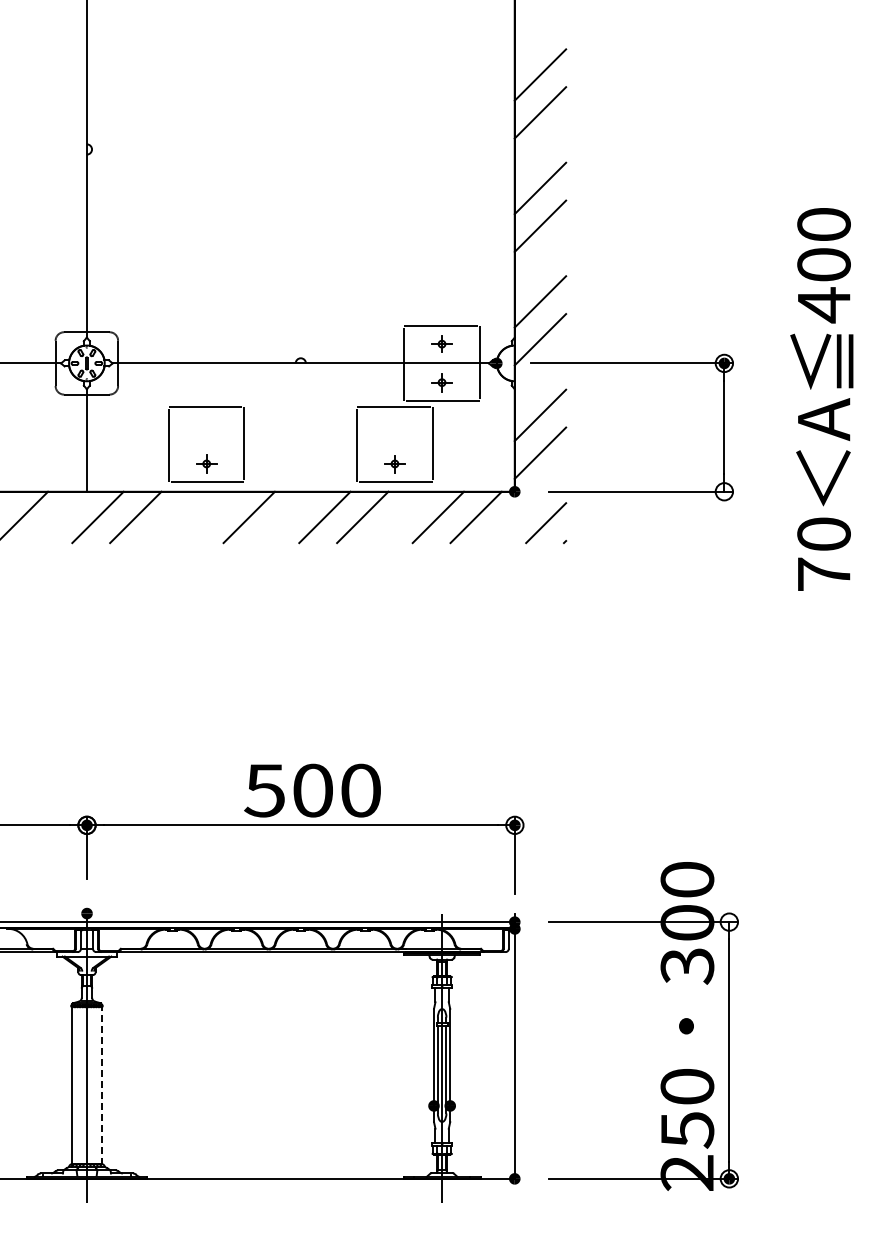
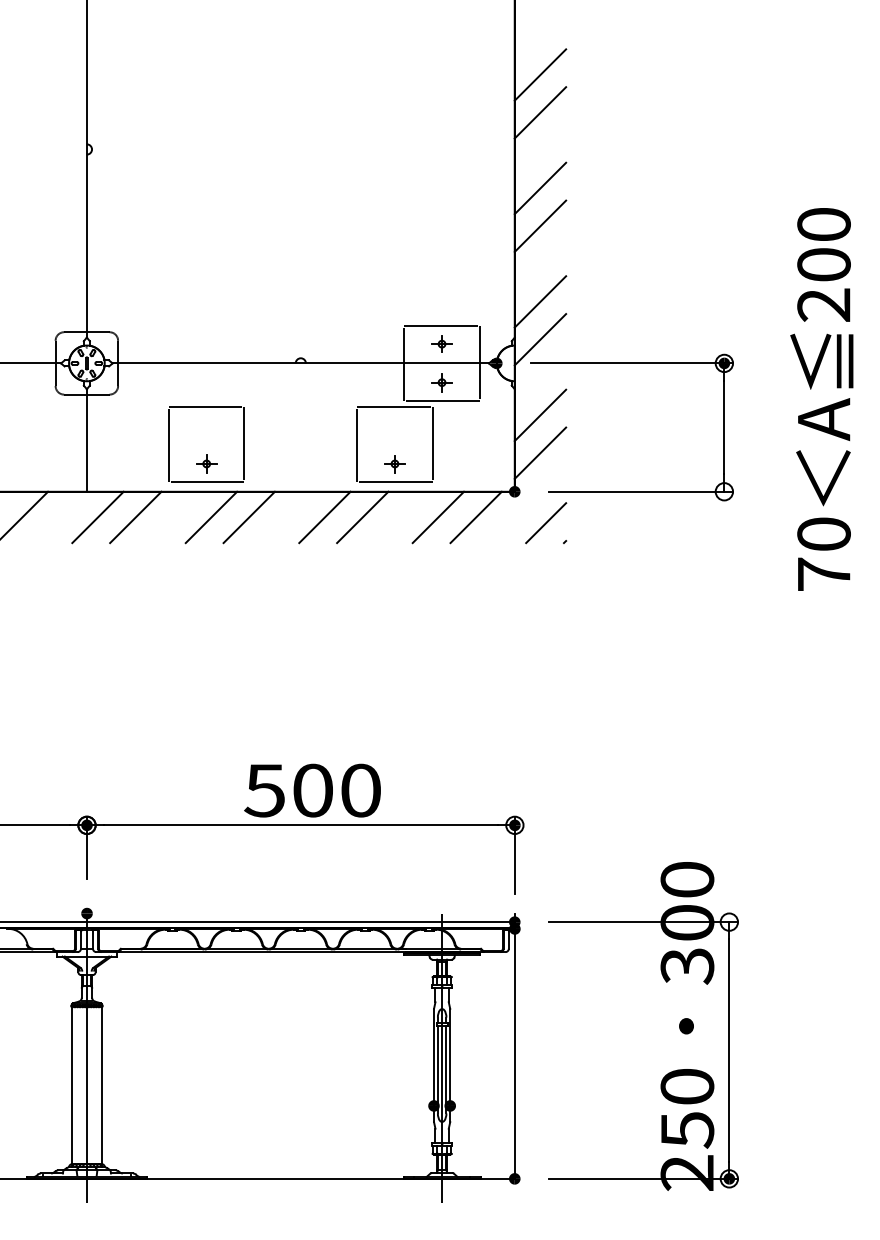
text: 400 -> 200 (823, 305)
line: none -> present (211, 517)
line: dashed -> solid (101, 1085)
